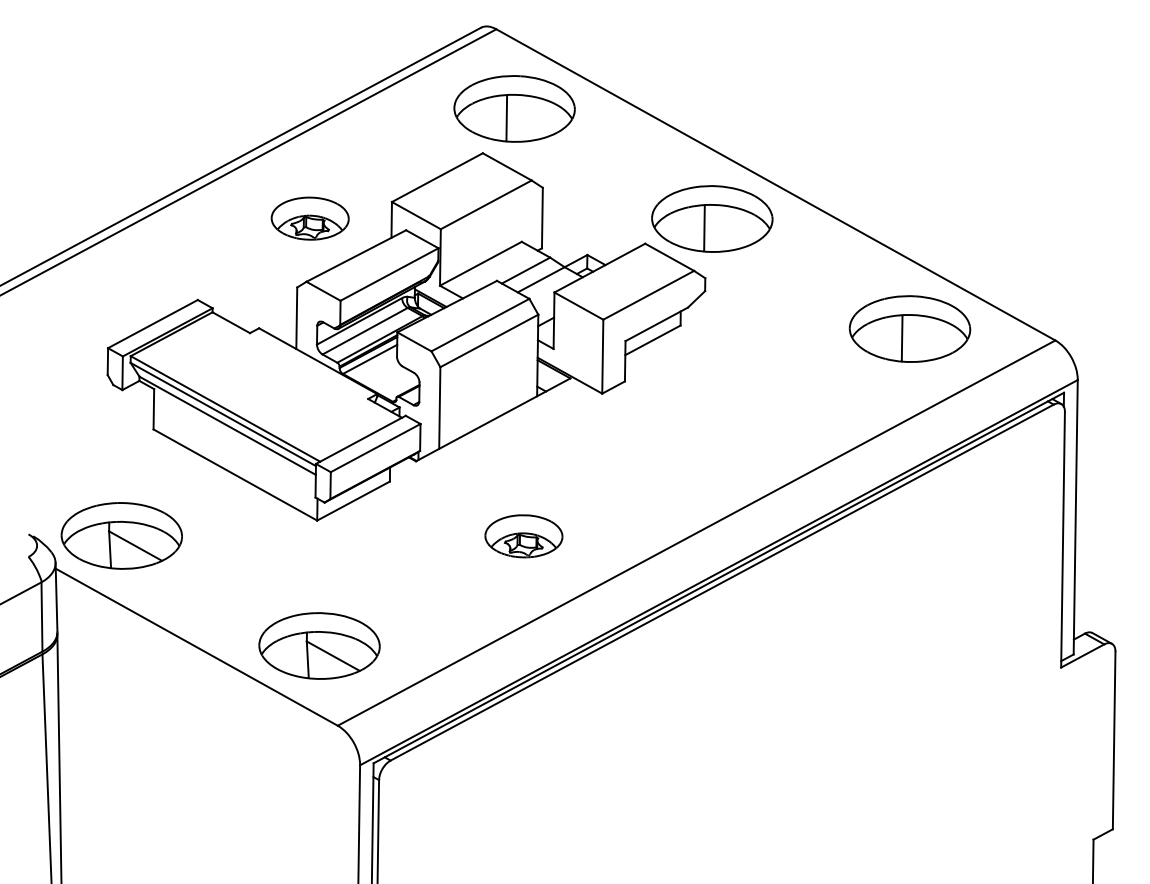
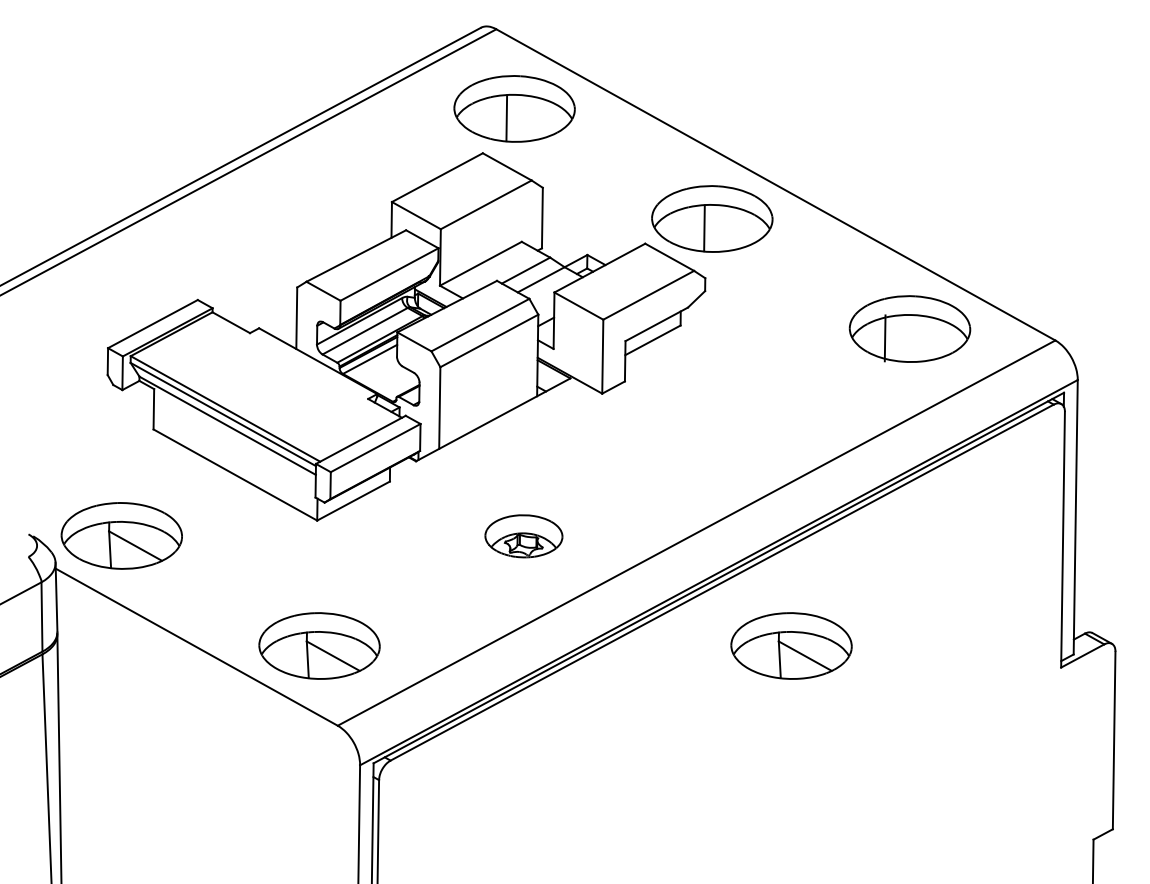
part: present -> none (309, 218)
line position: (901, 338) -> (884, 338) (884, 338)
part: none -> present (791, 645)
